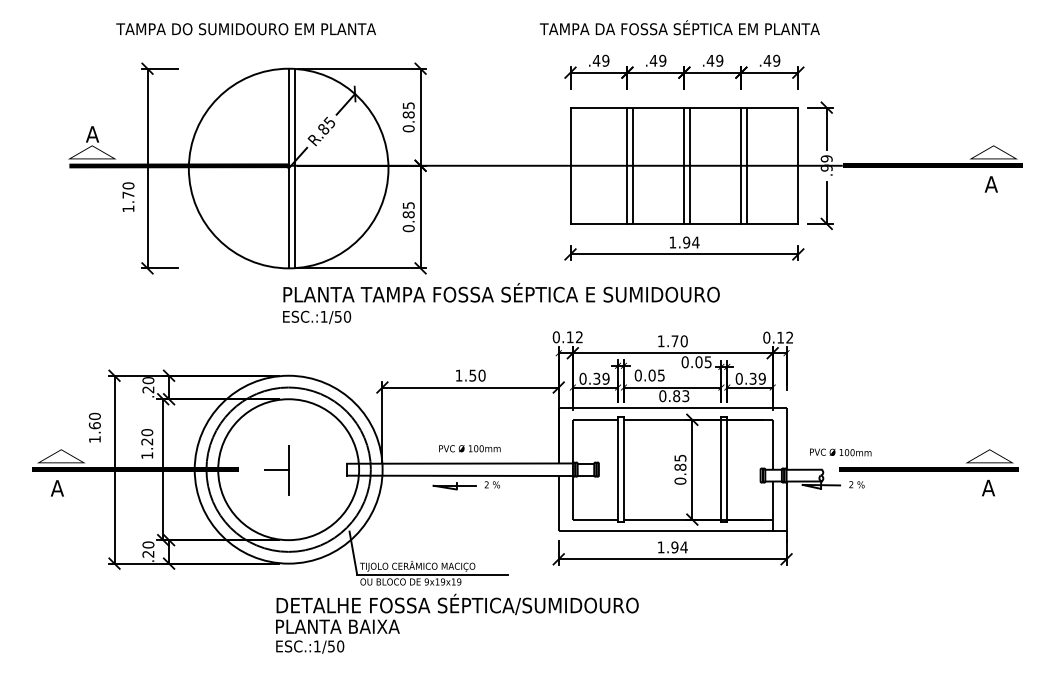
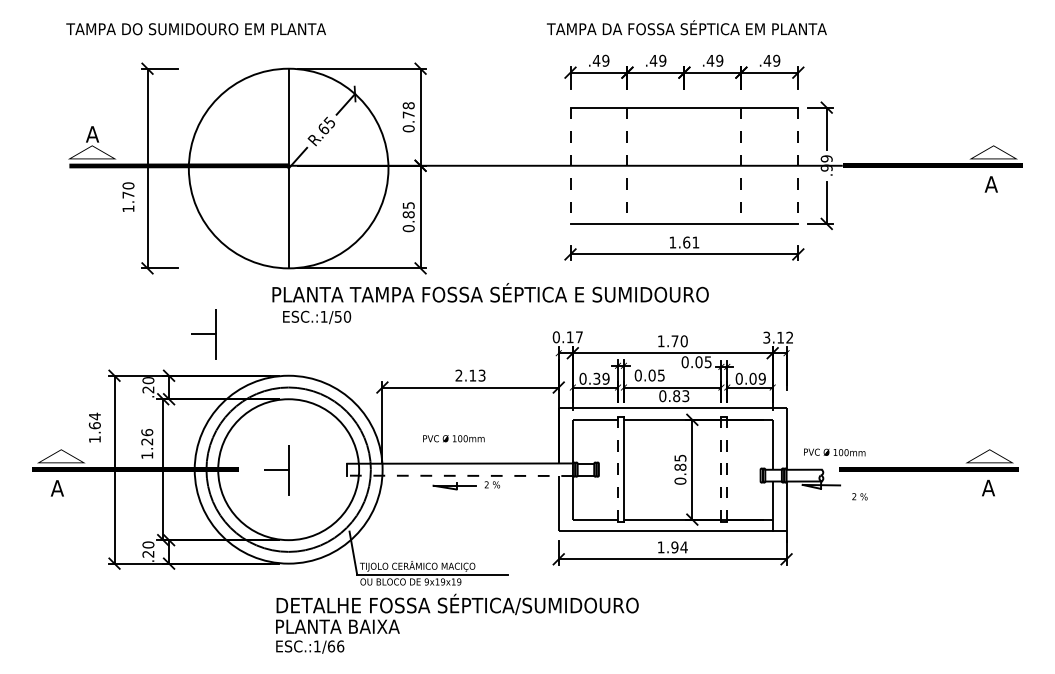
text position: (679, 27) -> (686, 27) (686, 27)
text position: (245, 29) -> (195, 29) (195, 29)
text: 0.85 -> 0.78 (408, 110)
text: R.85 -> R.65 (322, 128)
line: present -> none (633, 165)
line: present -> none (684, 165)
line: present -> none (690, 165)
line: present -> none (747, 165)
line: solid -> dashed (570, 166)
line: solid -> dashed (627, 166)
line: solid -> dashed (741, 166)
line: solid -> dashed (798, 166)
line: present -> none (294, 168)
text: 1.94 -> 1.61 (691, 242)
text position: (501, 292) -> (490, 292) (490, 292)
part: none -> present (203, 334)
text: 0.12 -> 0.17 (579, 337)
text: 0.12 -> 3.12 (766, 337)
text: 1.50 -> 2.13 (470, 375)
text: 0.39 -> 0.09 (752, 378)
text: 1.60 -> 1.64 (94, 416)
text: 1.20 -> 1.26 (146, 432)
text position: (469, 448) -> (453, 438) (453, 438)
text position: (840, 452) -> (834, 452) (834, 452)
line: solid -> dashed (618, 469)
line: solid -> dashed (721, 469)
line: solid -> dashed (727, 469)
line: solid -> dashed (460, 475)
text position: (856, 484) -> (859, 496) (859, 496)
text: ESC.:1/50 -> ESC.:1/66 (335, 646)
